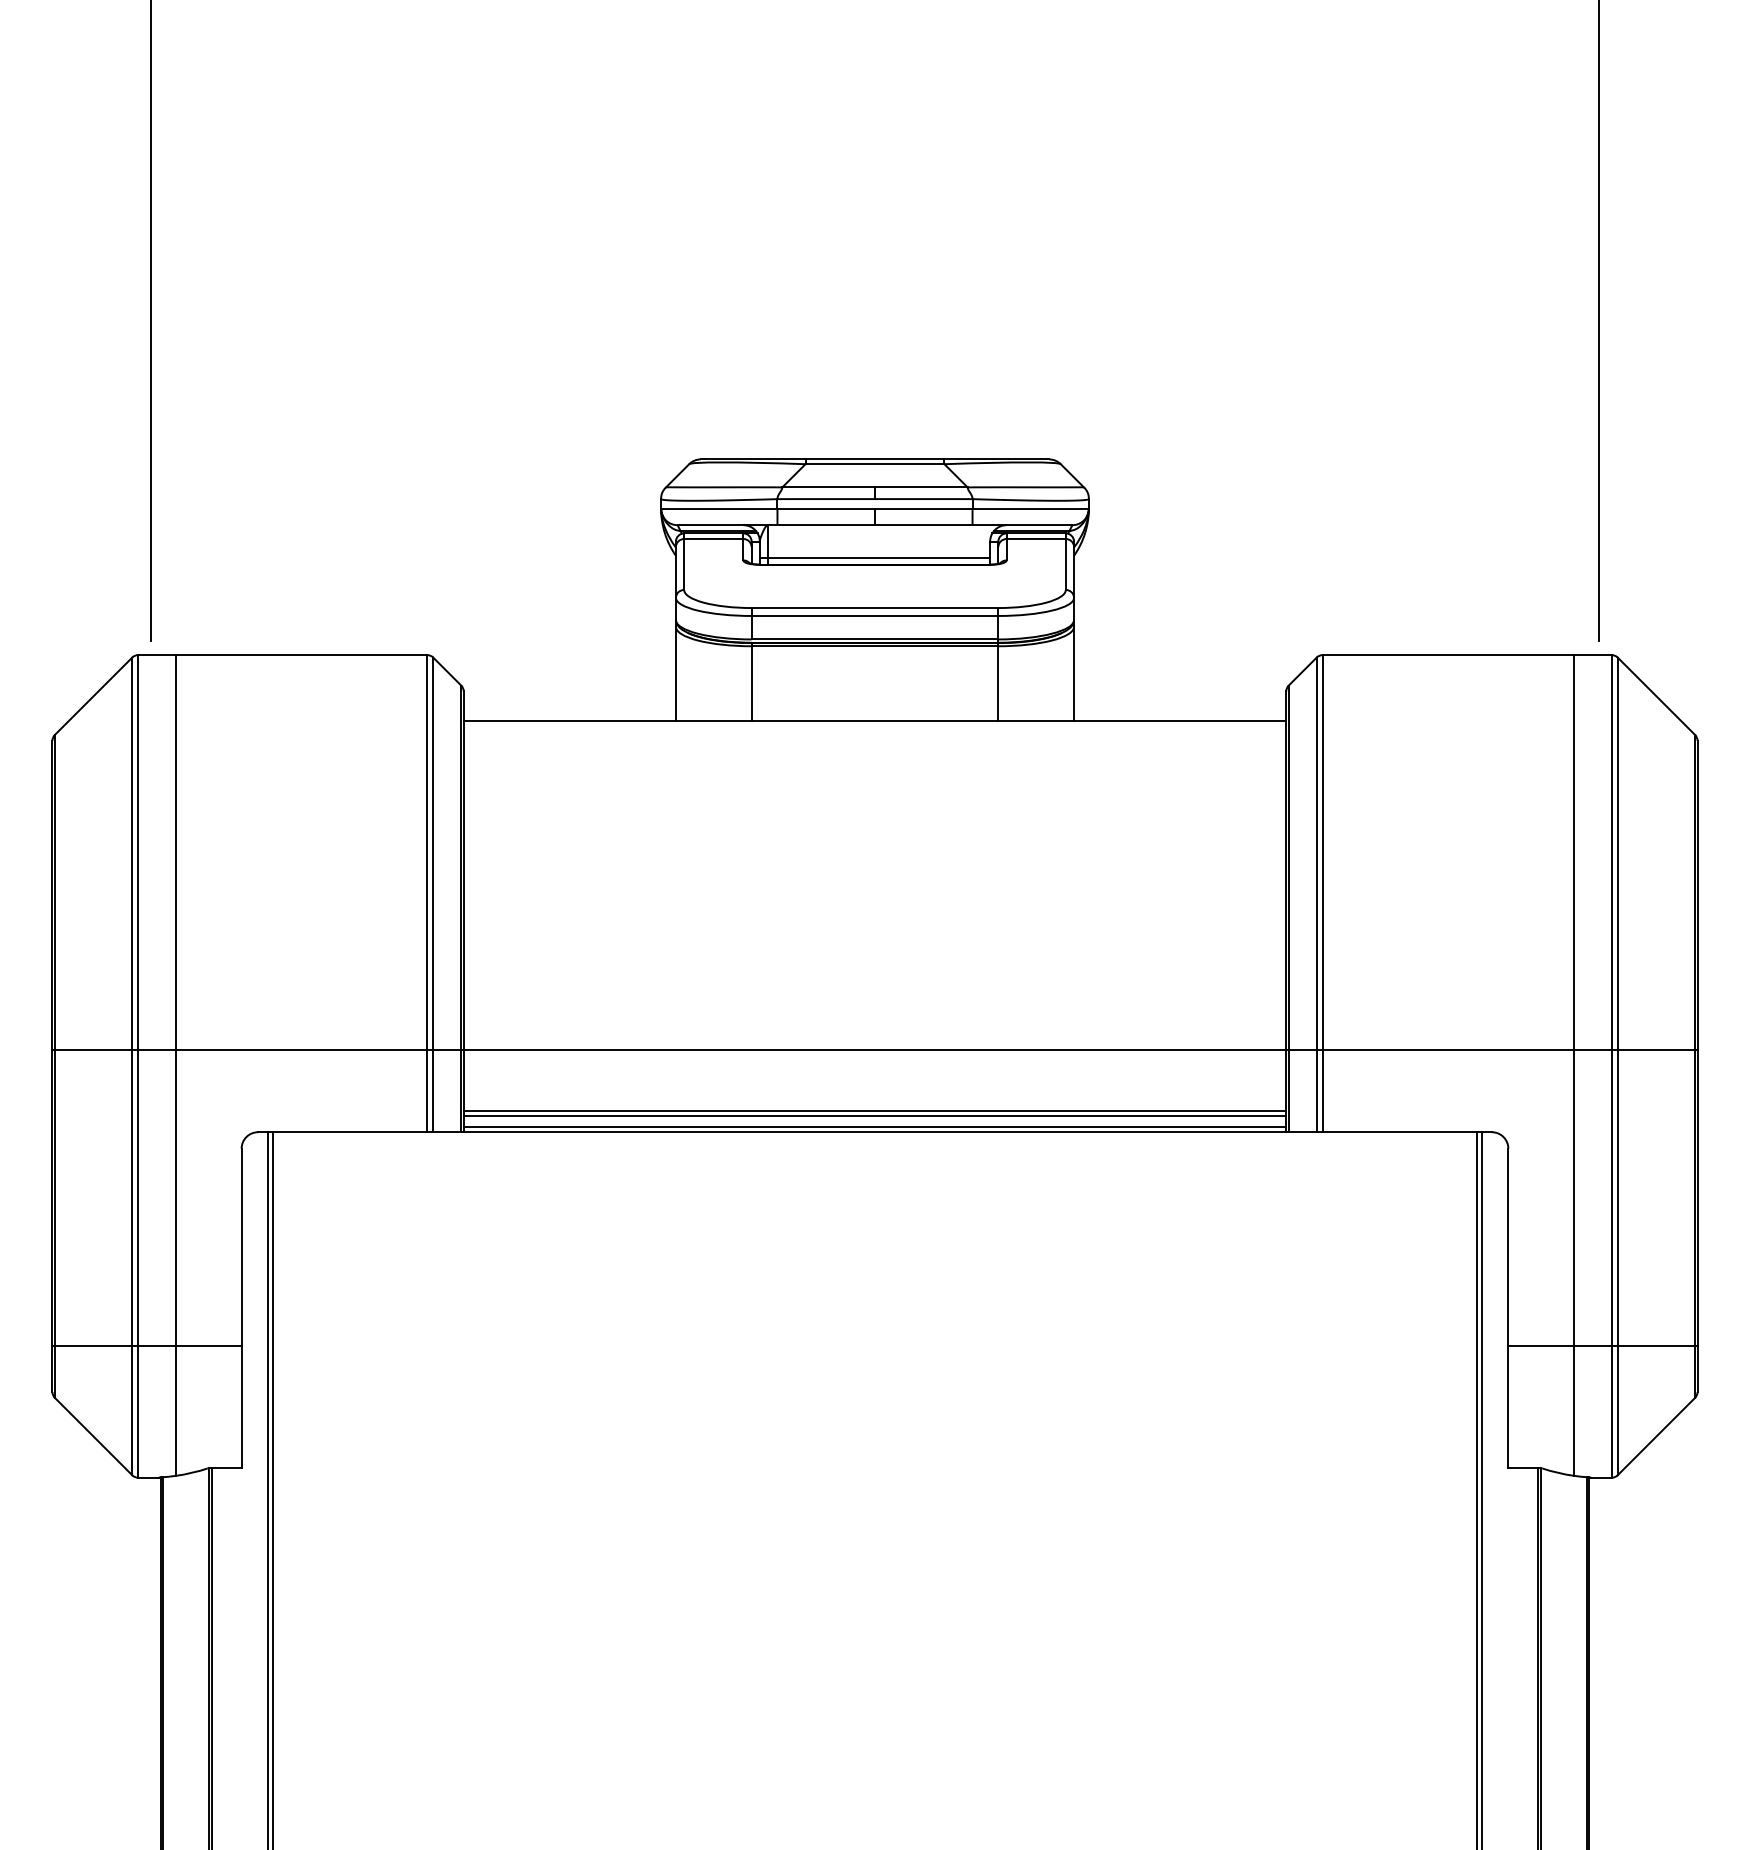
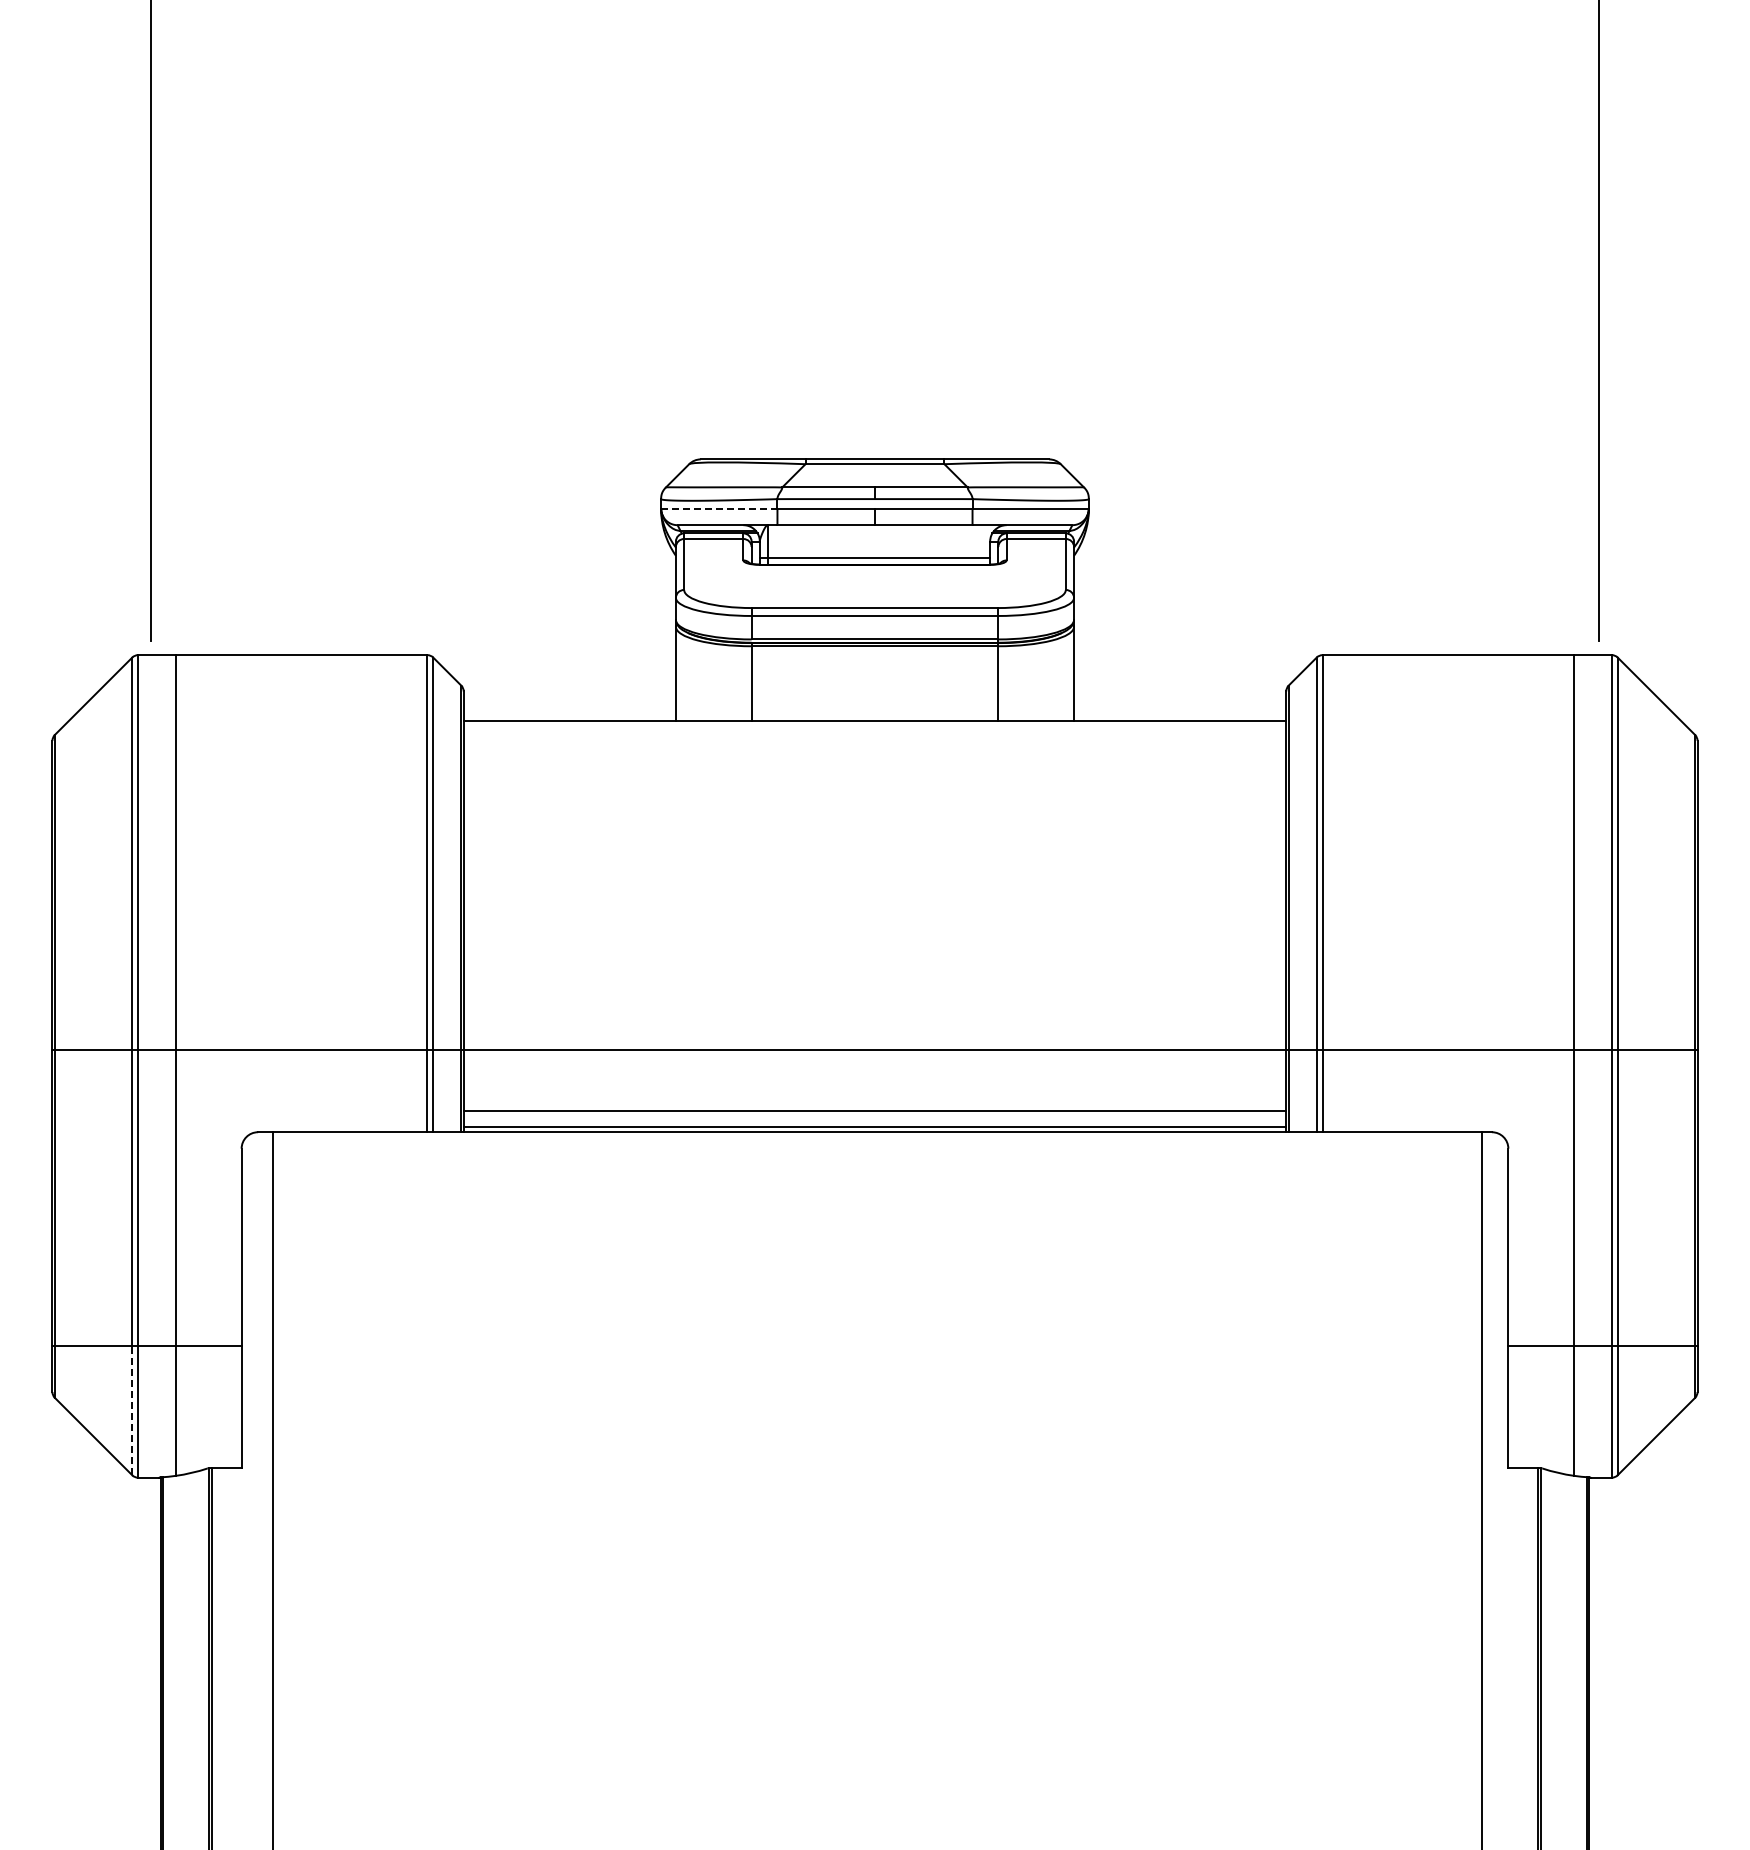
line: solid -> dashed (719, 508)
line: present -> none (874, 1115)
line: solid -> dashed (132, 1410)
line: present -> none (267, 1489)
line: present -> none (1477, 1489)
